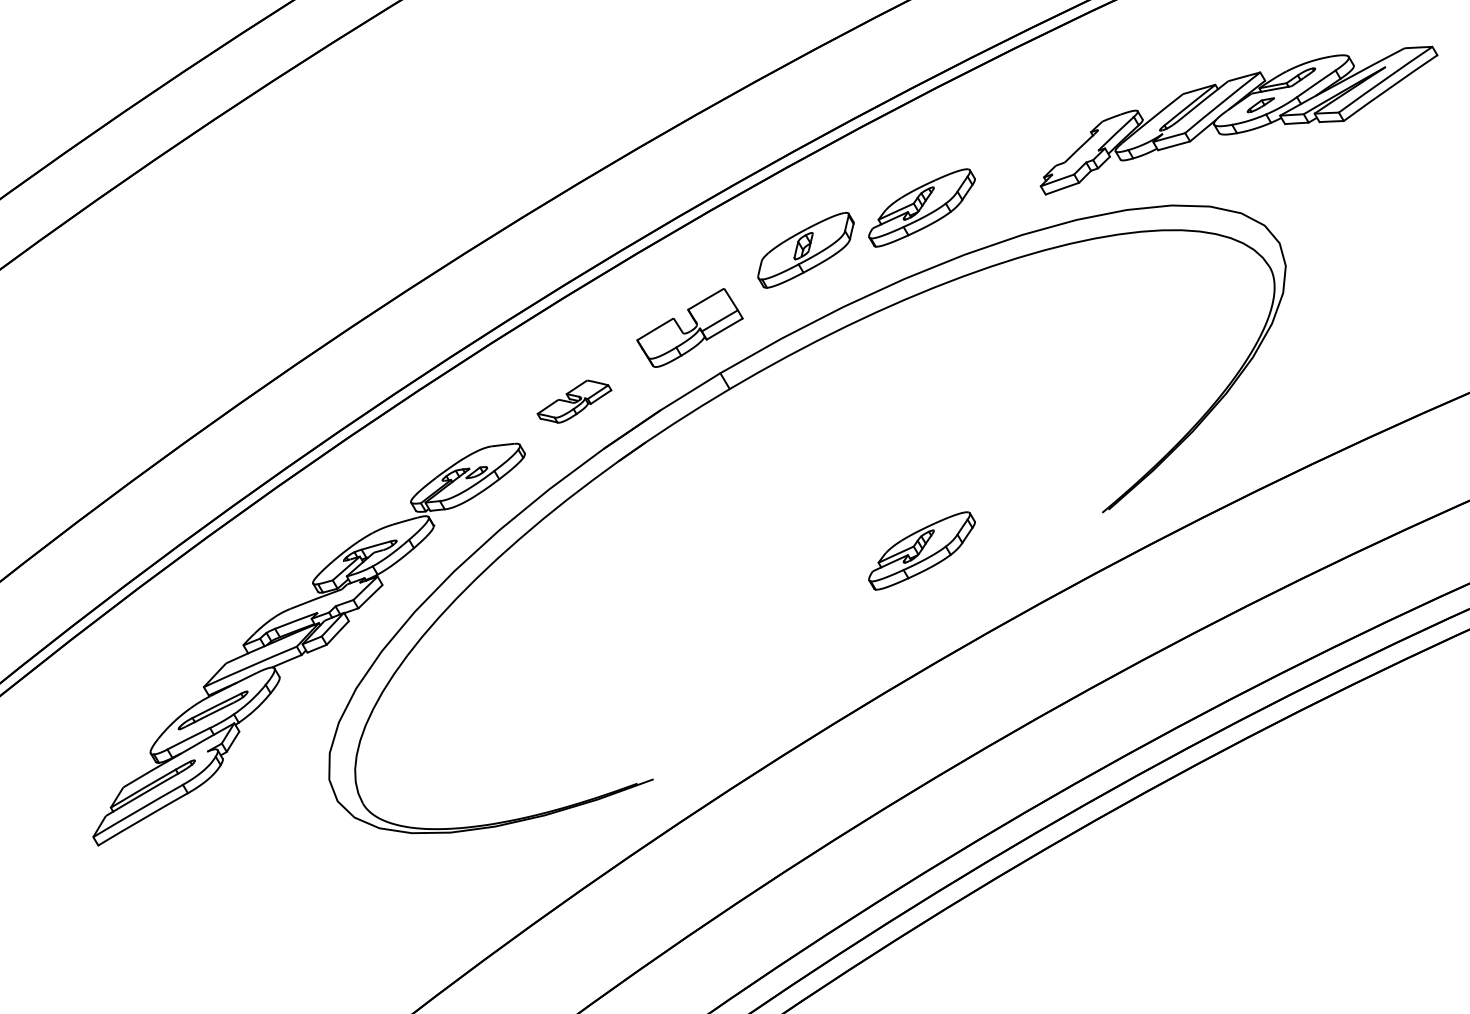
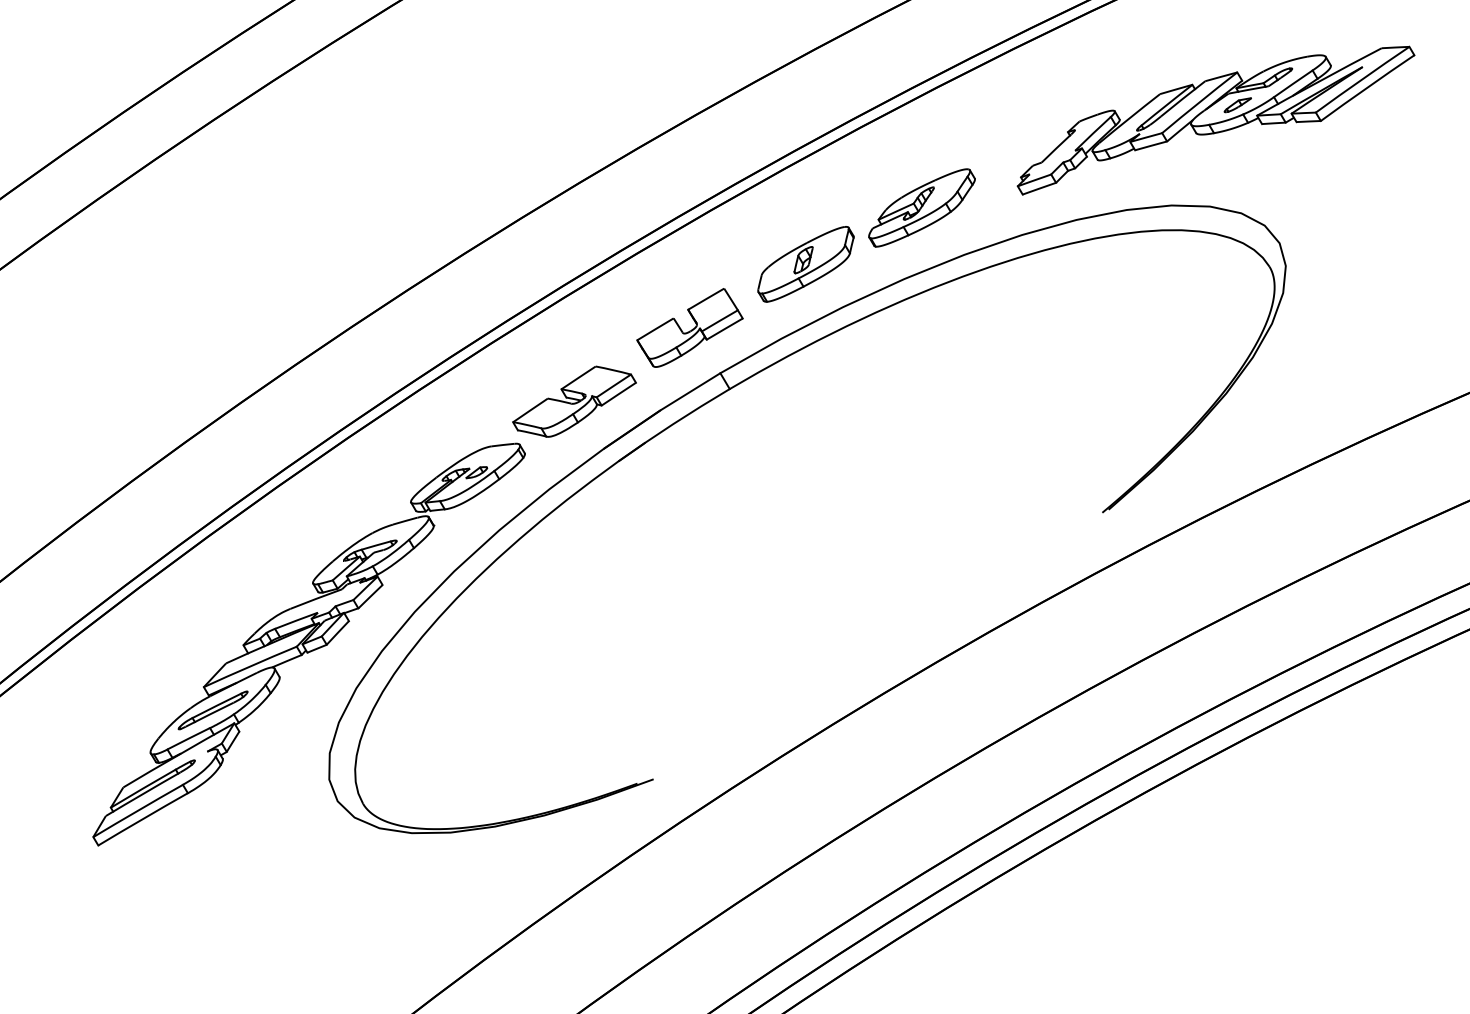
part position: (1238, 120) -> (1215, 120) (1215, 120)
part position: (805, 250) -> (805, 264) (805, 264)
part size: 77x45 px -> 125x73 px (574, 401)
part: present -> none (921, 550)
